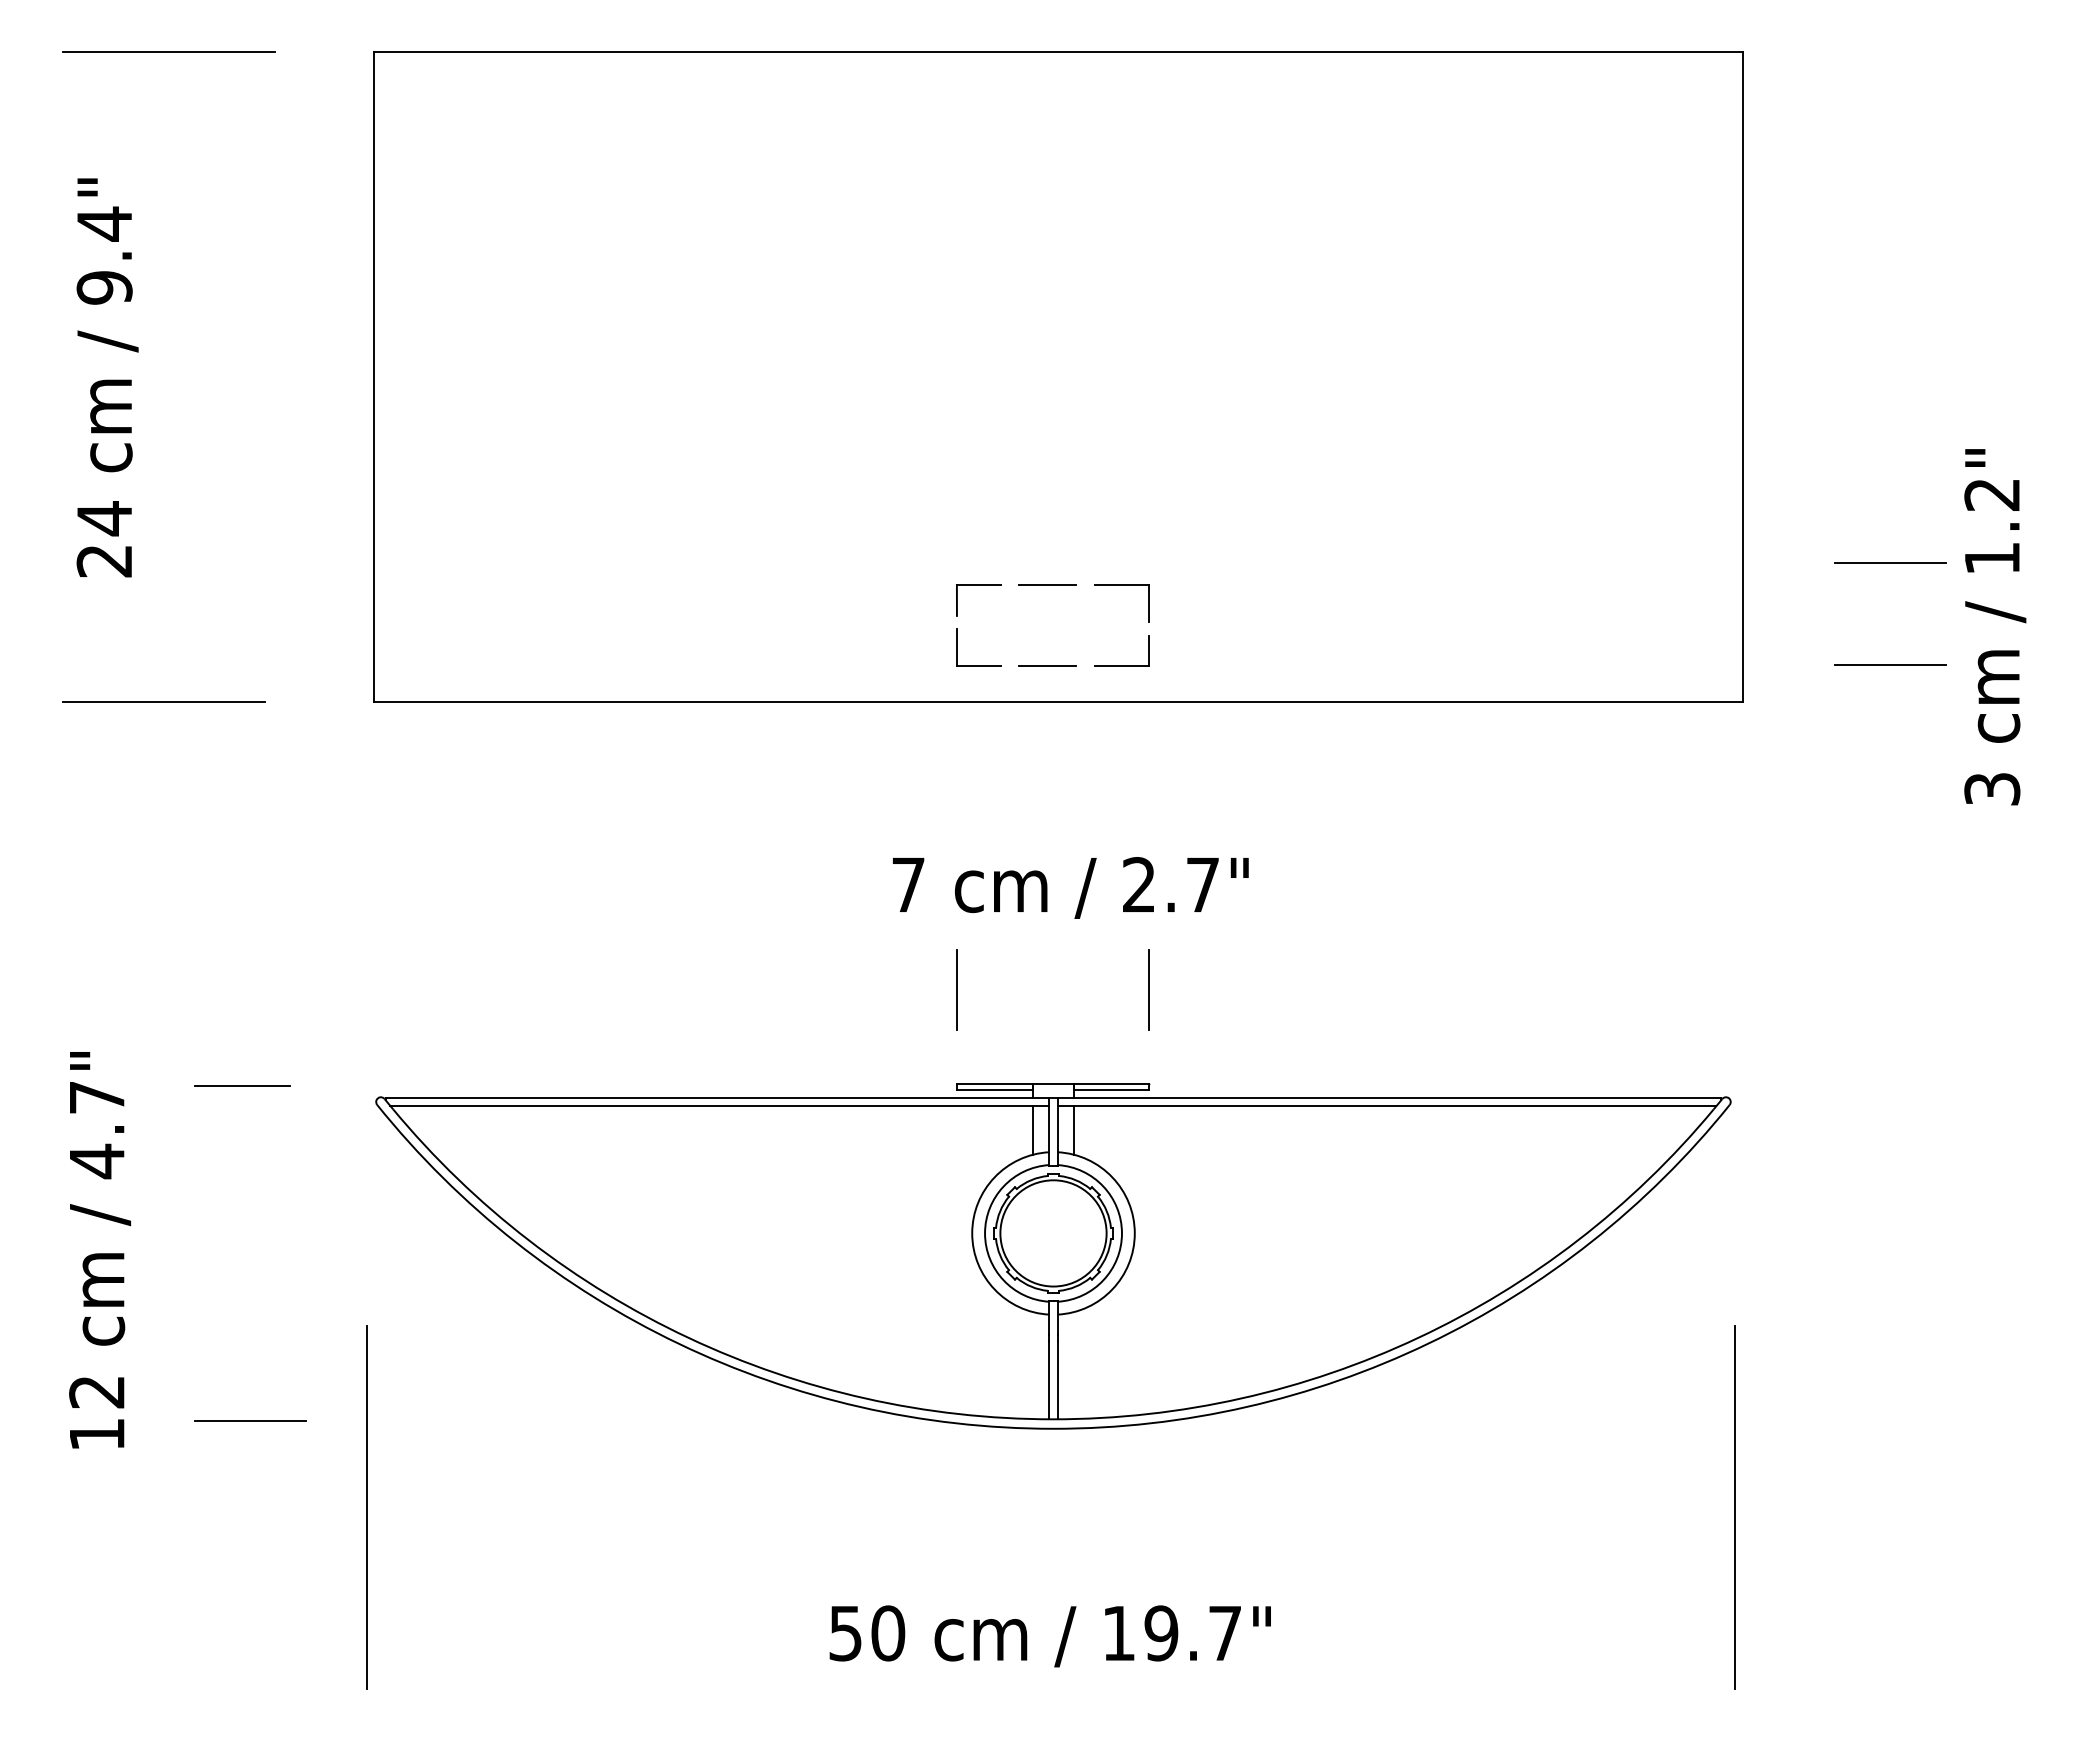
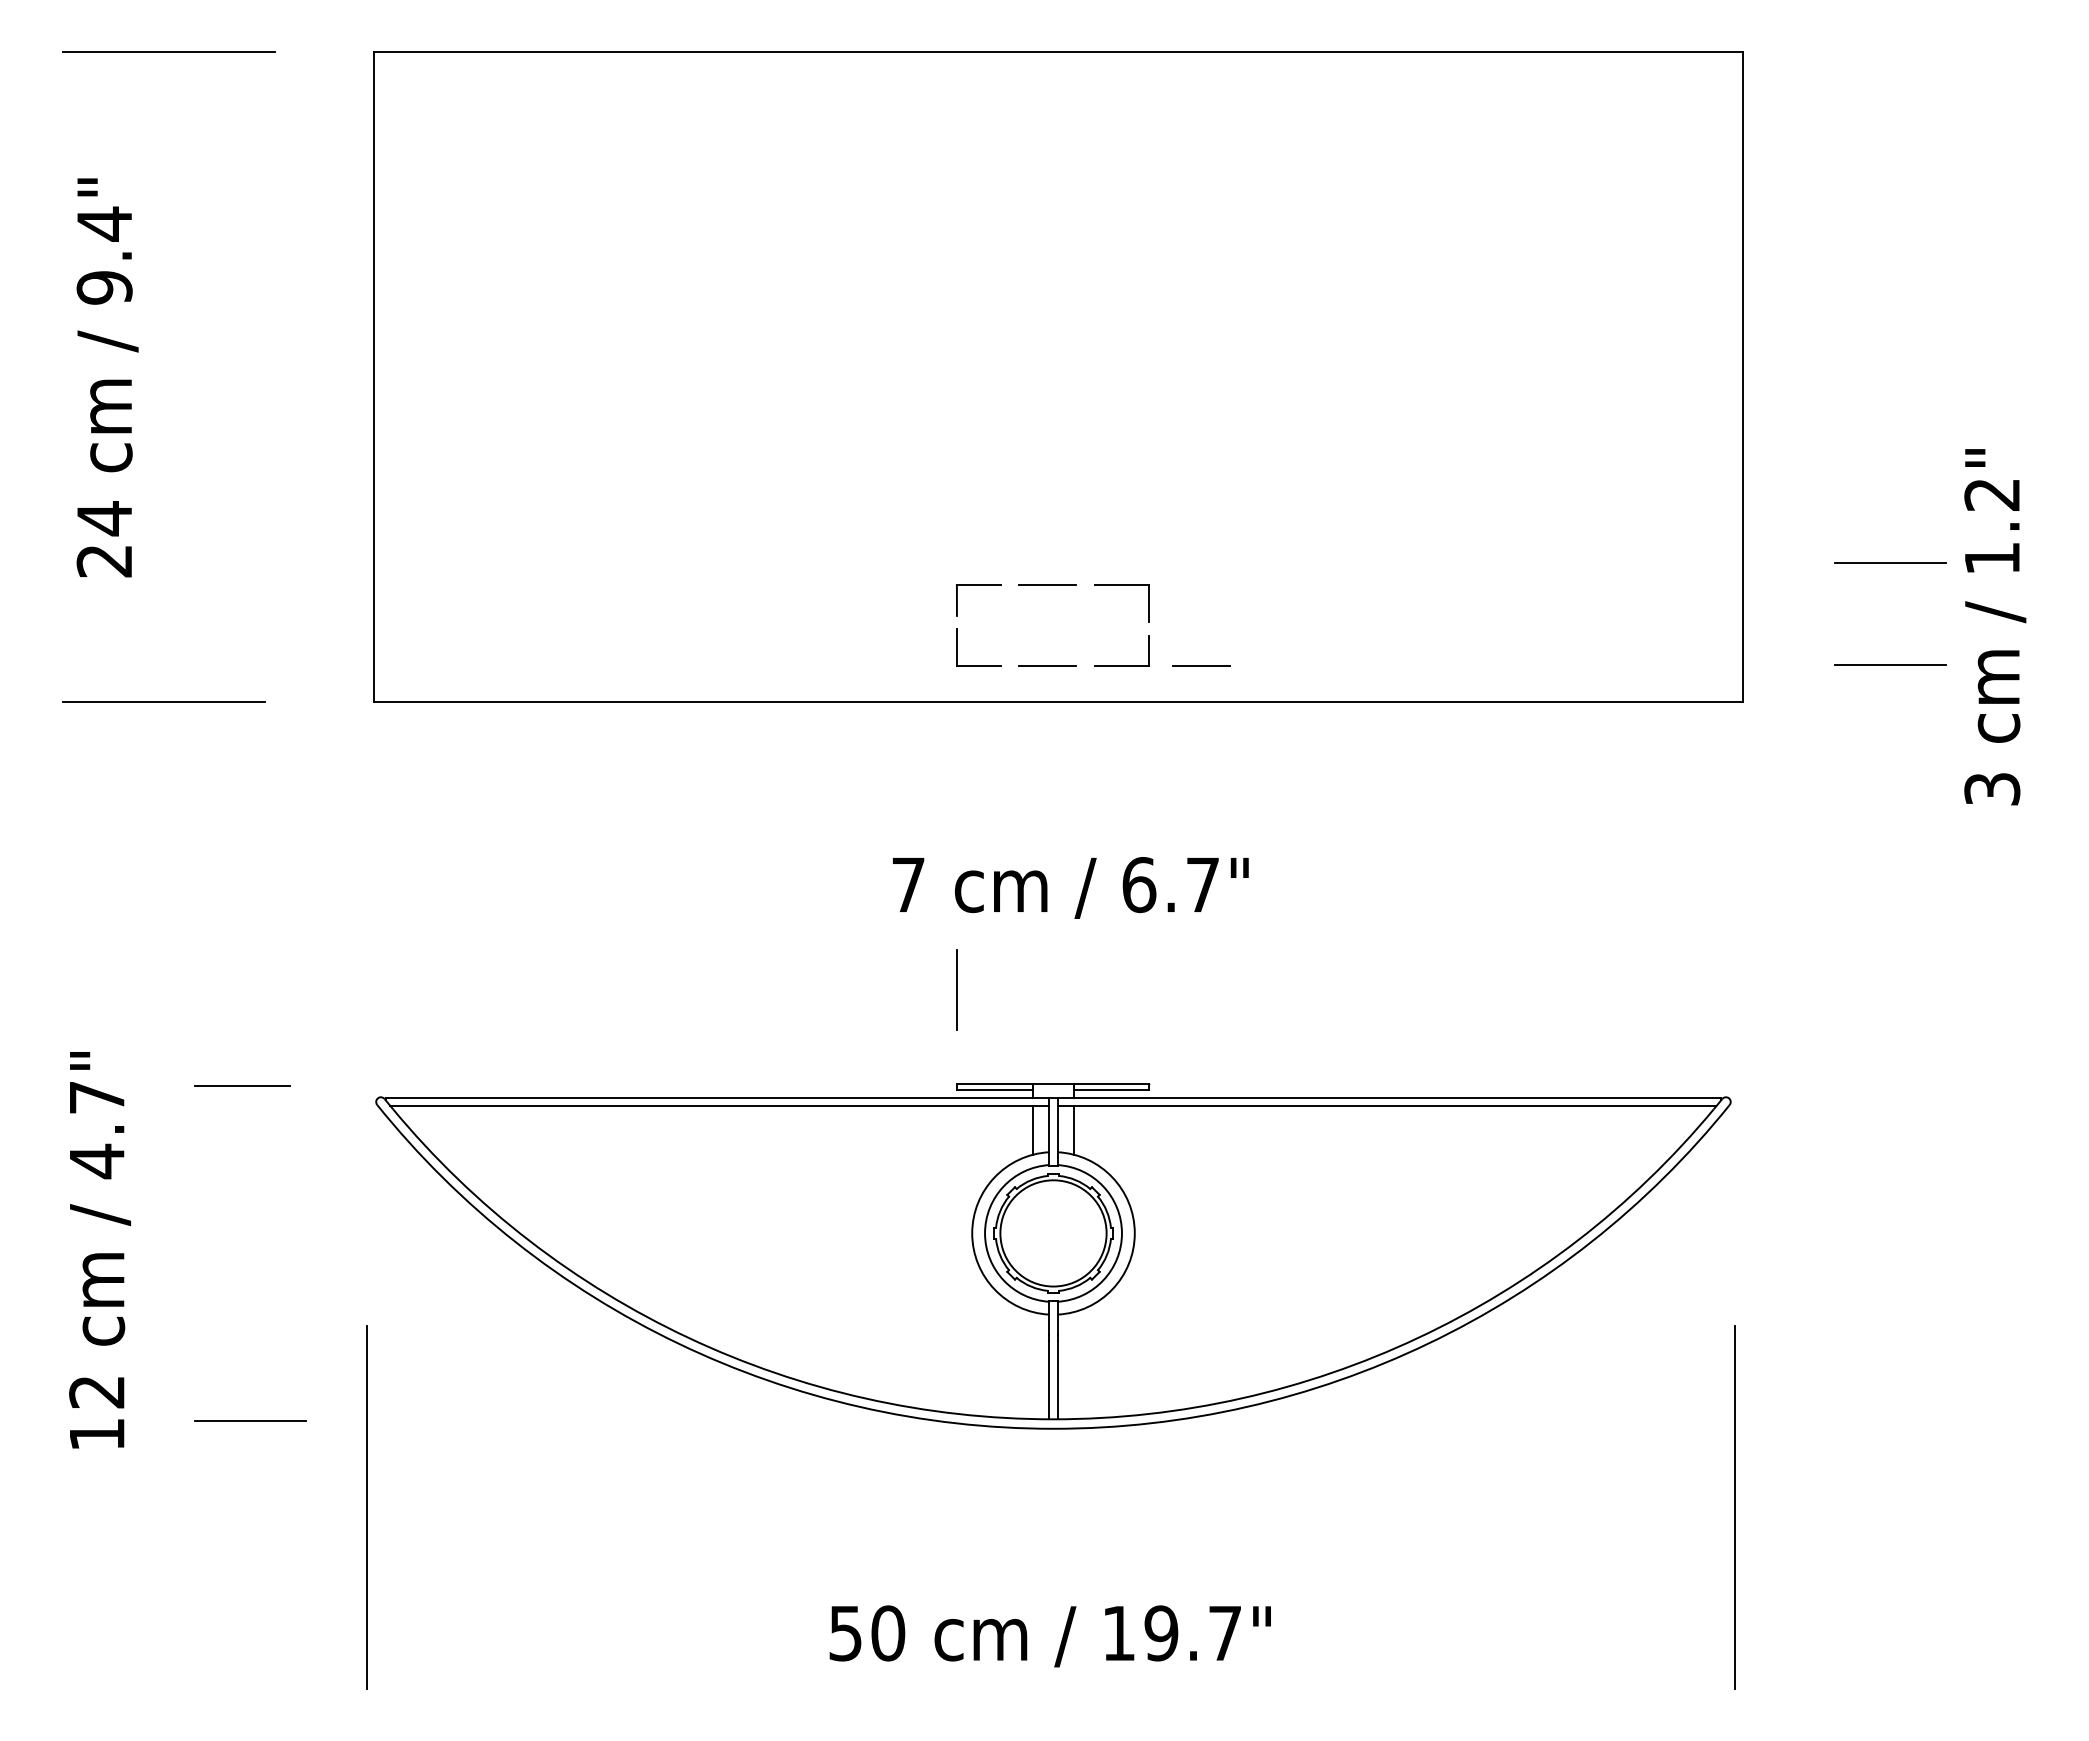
line: none -> present (1201, 665)
text: 2.7" -> 6.7" (1139, 885)
line: present -> none (1149, 989)
